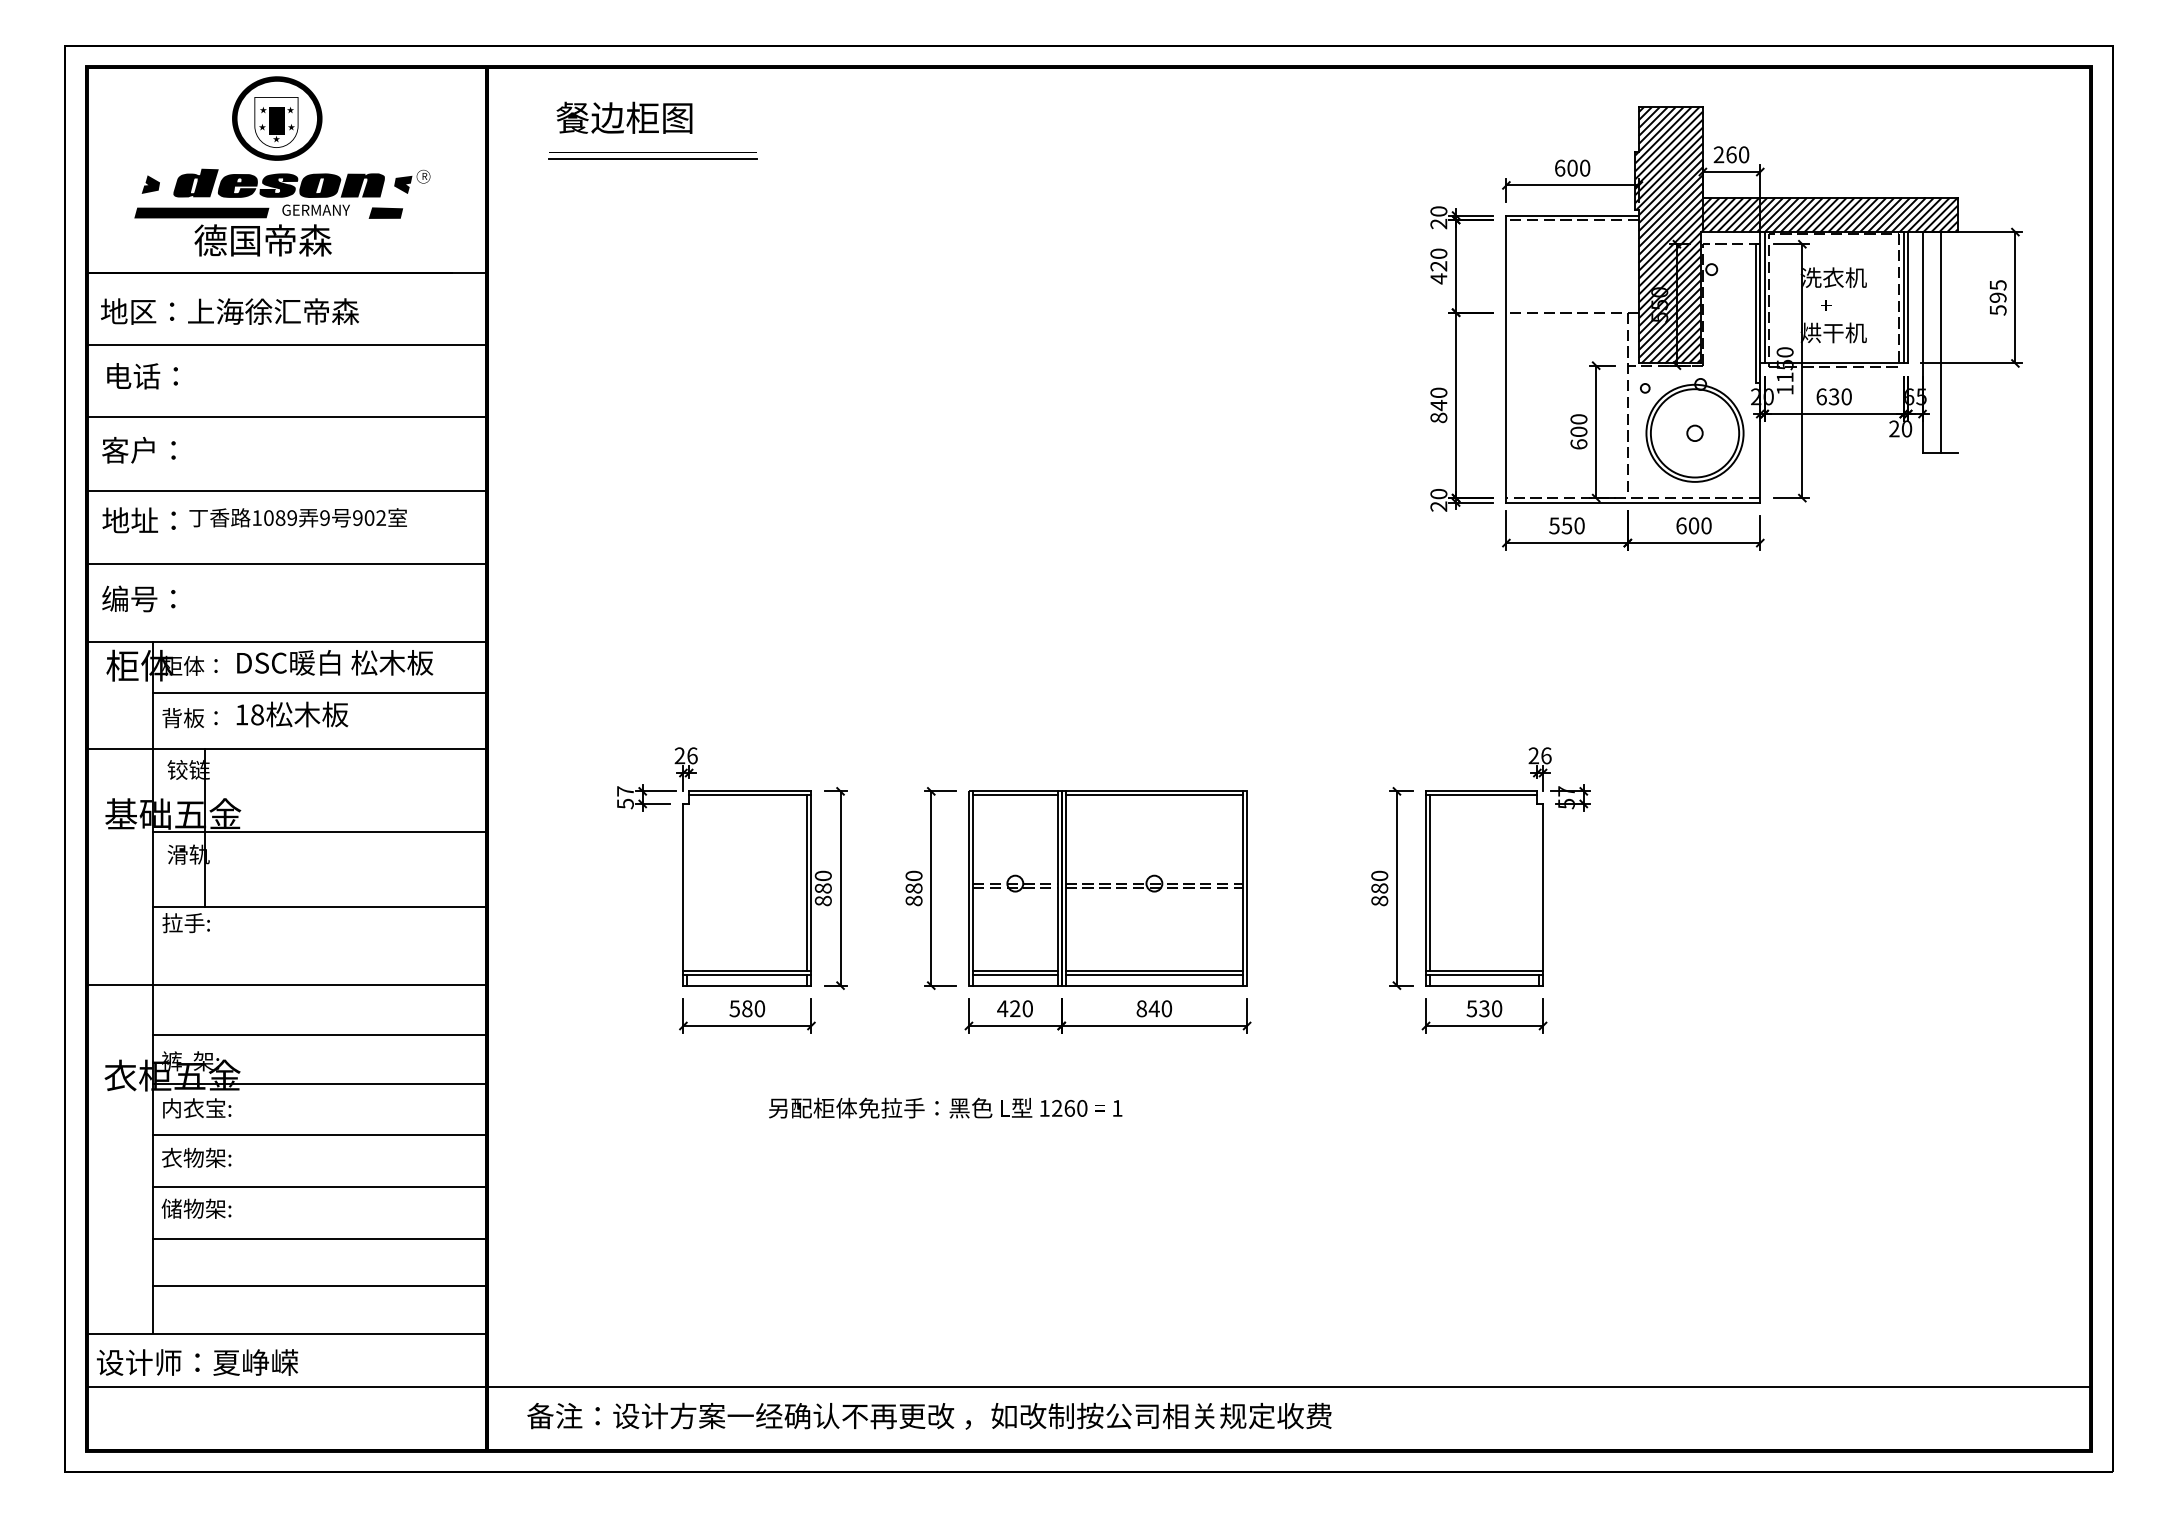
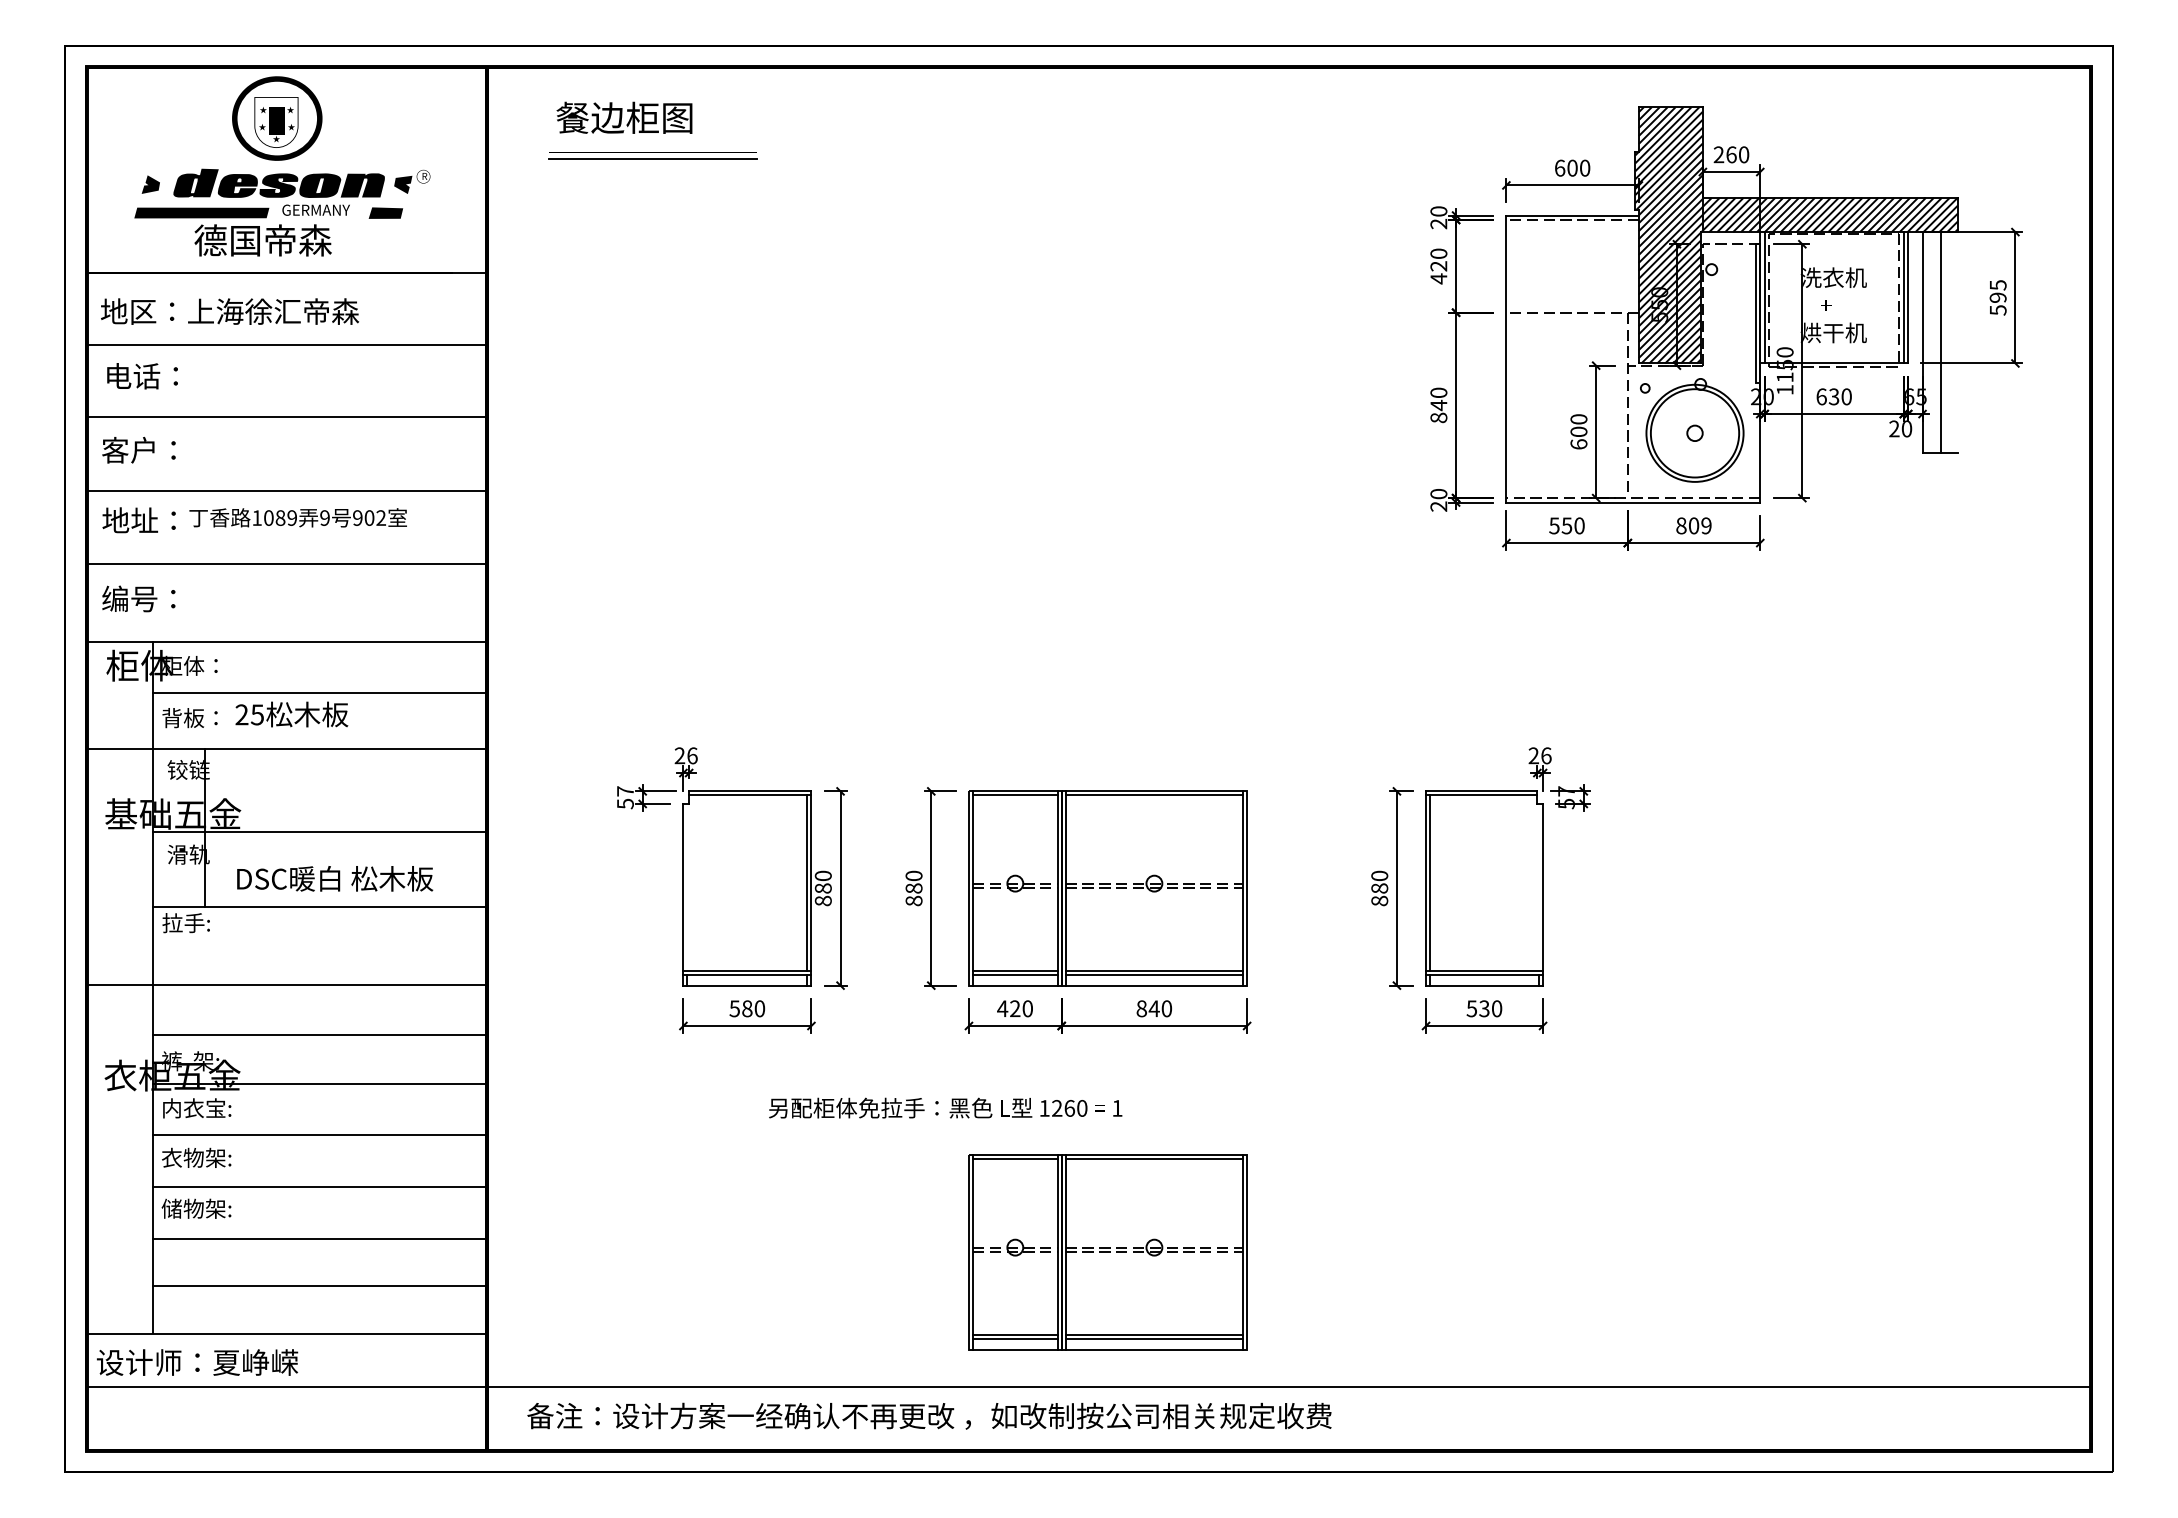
text: 600 -> 809 (1693, 525)
text position: (335, 662) -> (335, 878) (335, 878)
text: 18 -> 25 (249, 714)
part: none -> present (1107, 1252)
